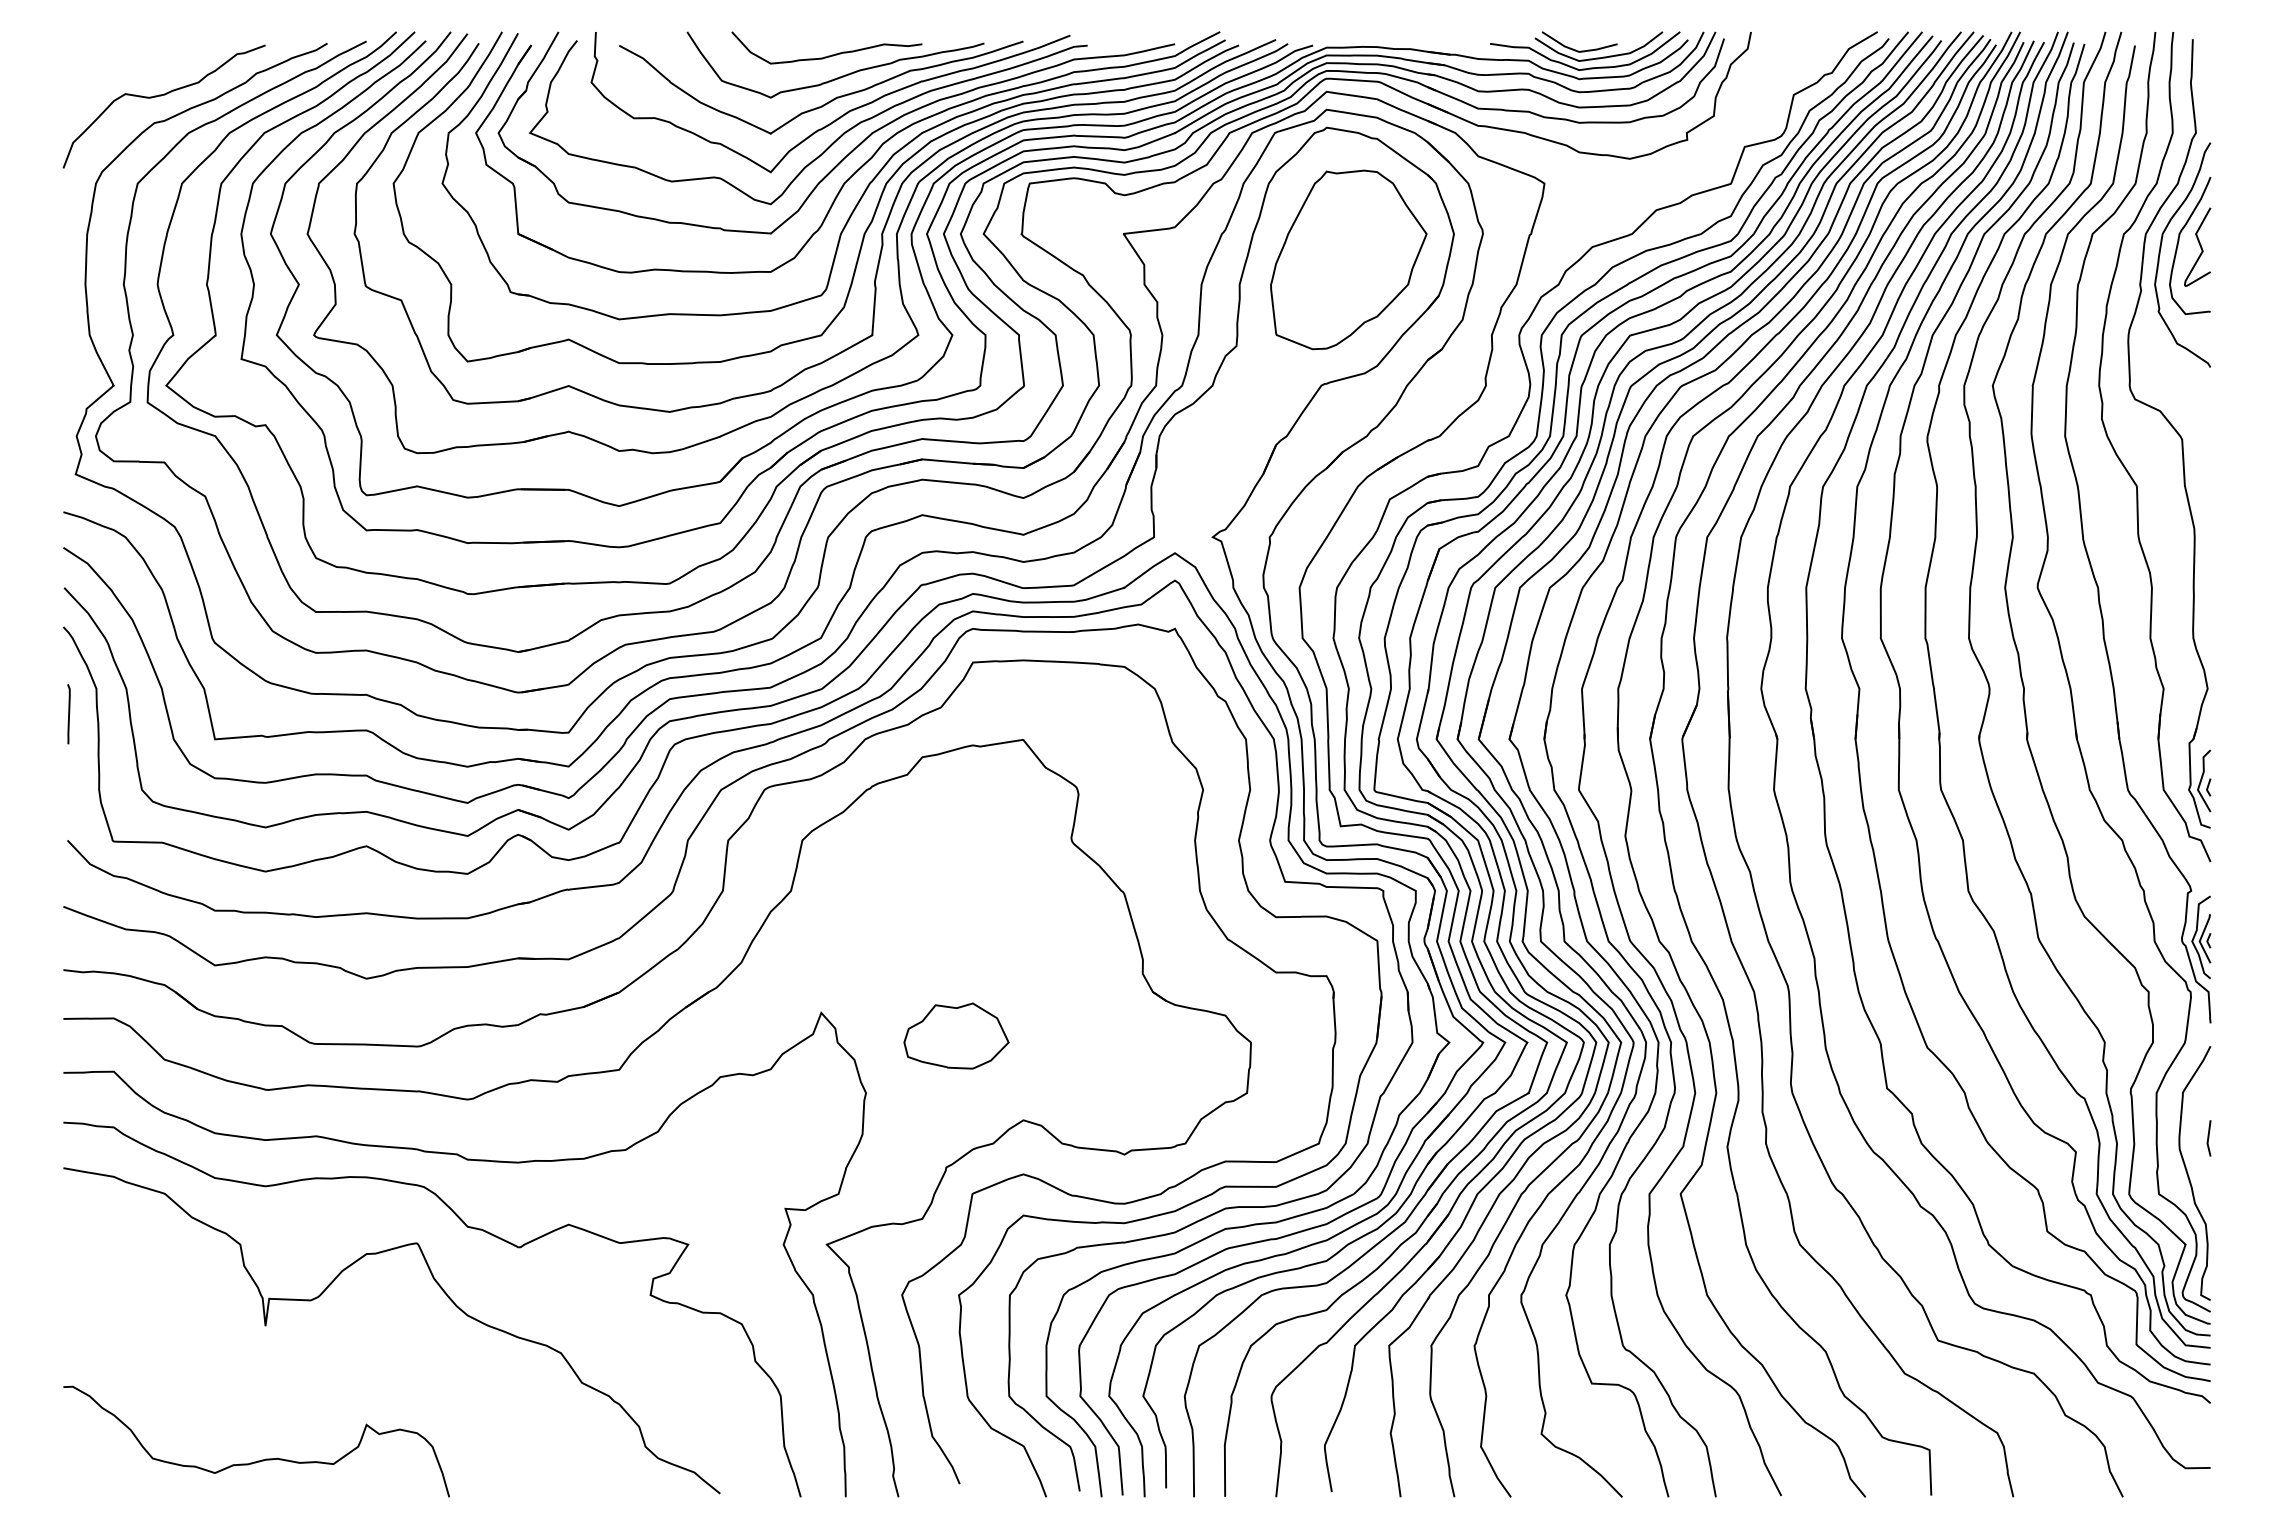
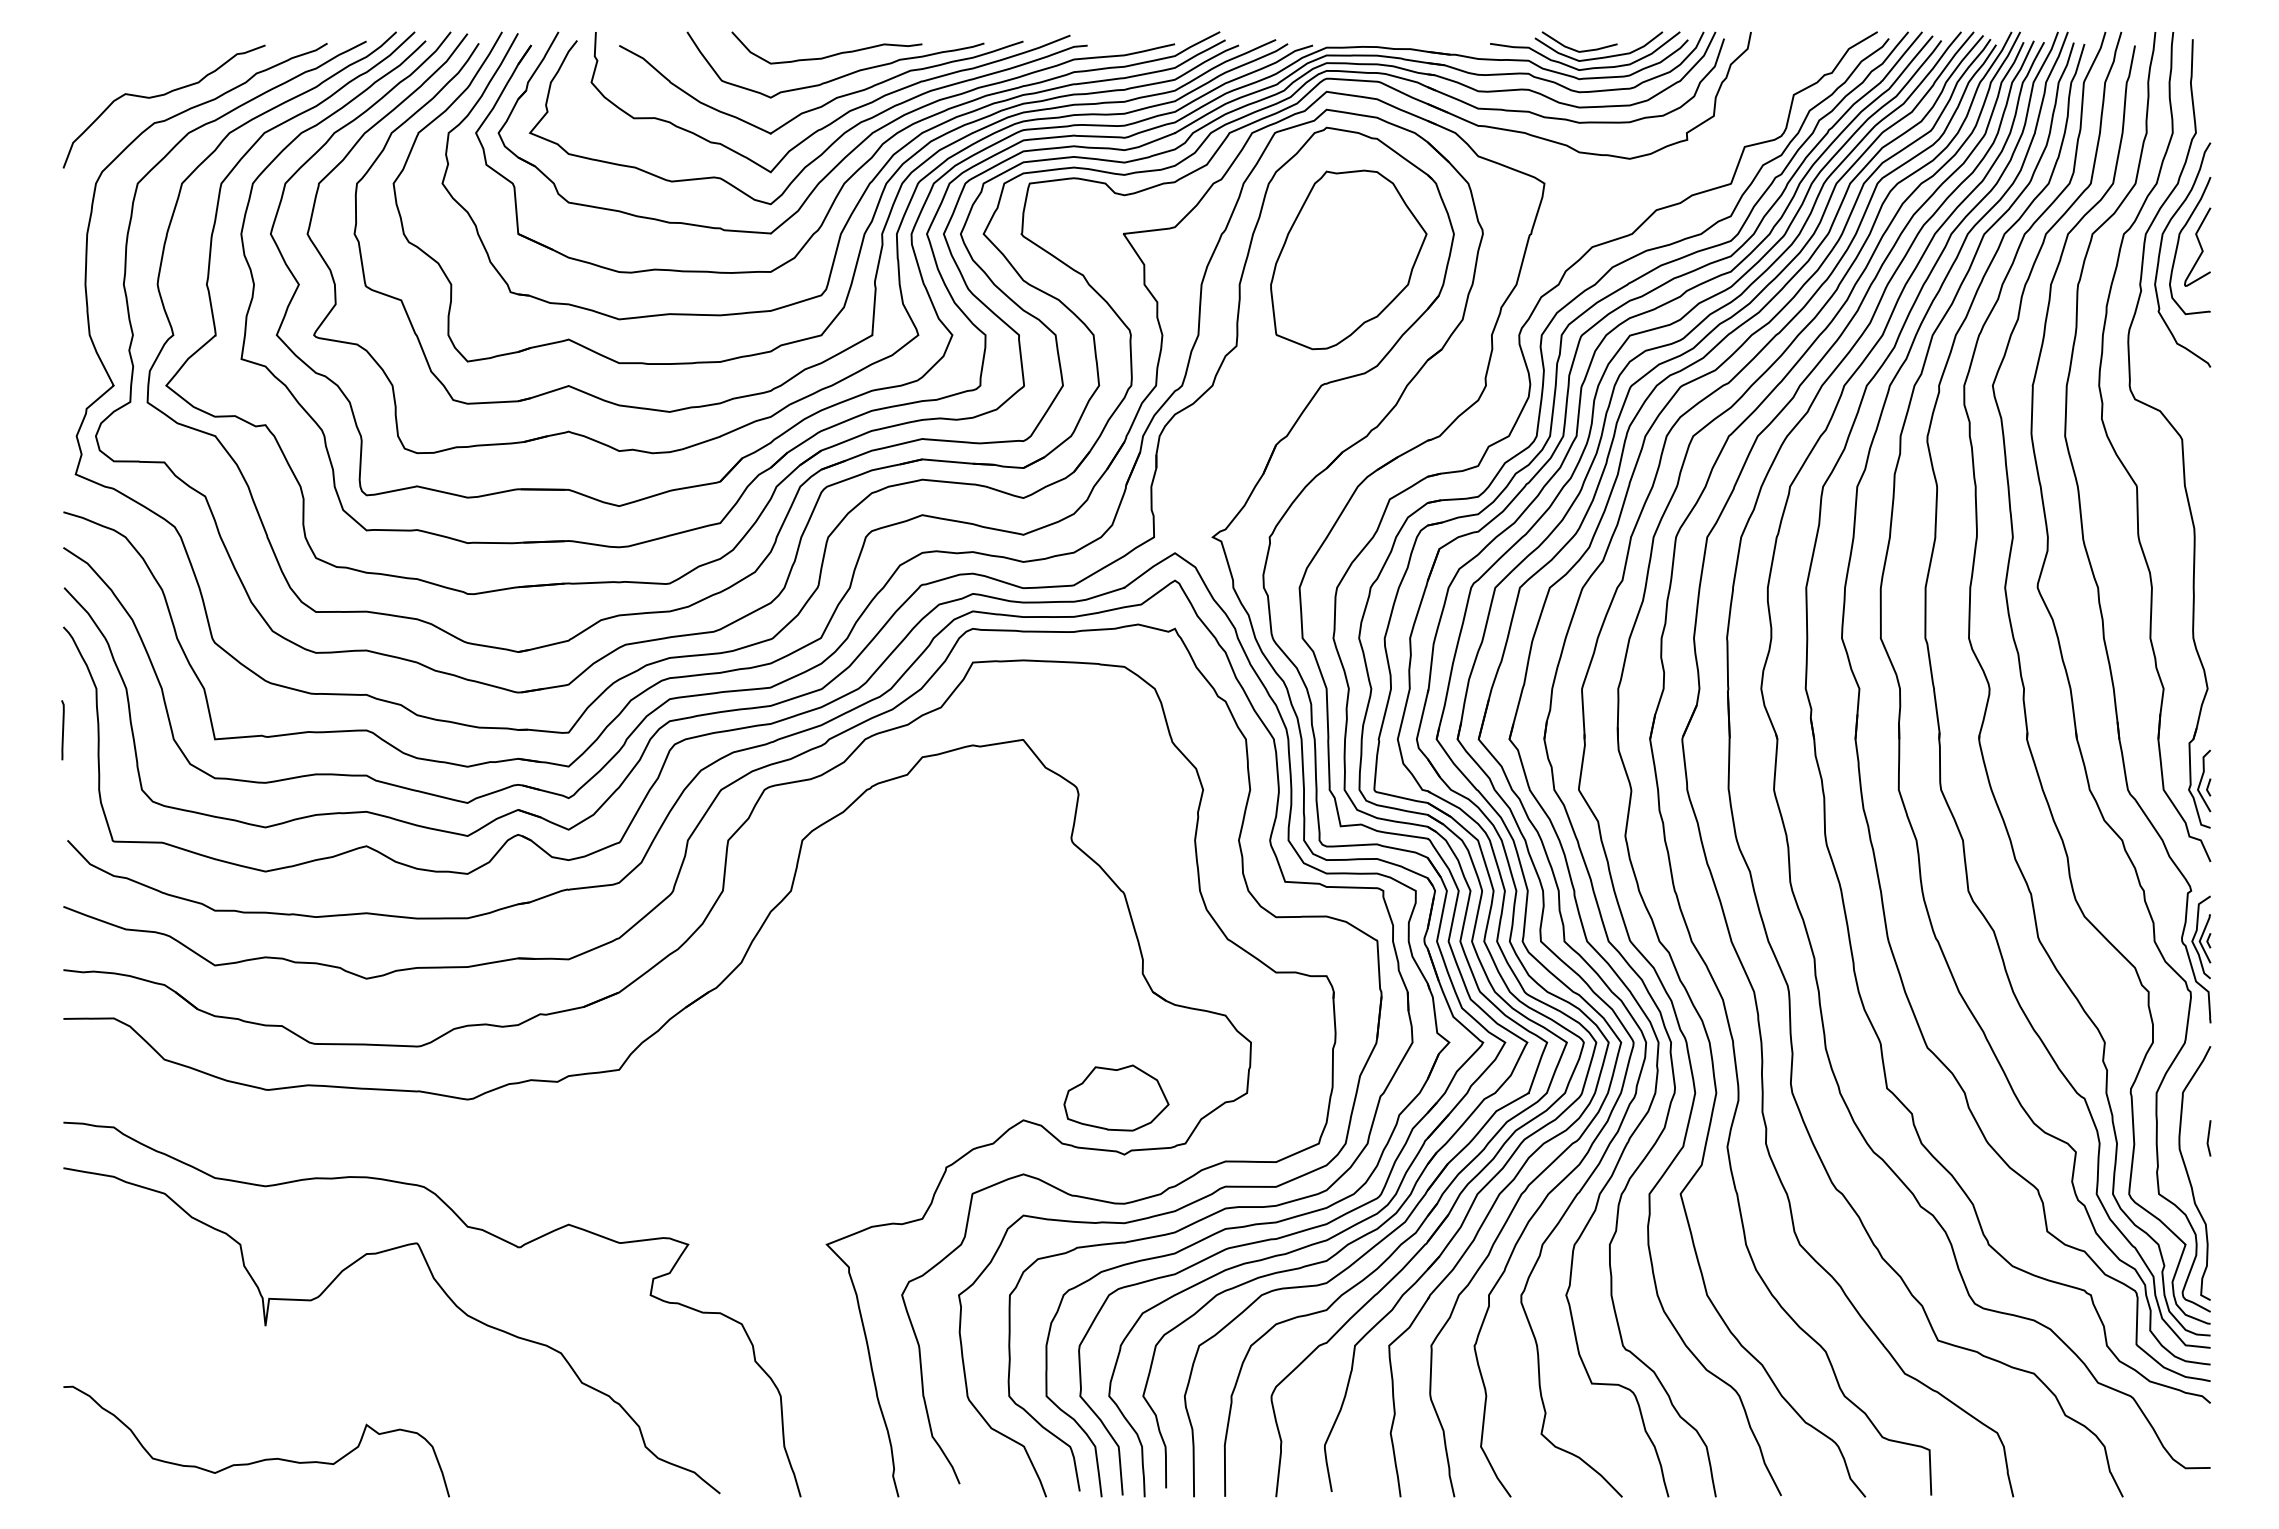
line position: (68, 714) -> (62, 730) (62, 730)
part position: (956, 1035) -> (1116, 1097) (1116, 1097)
curve: present -> none (477, 1161)
